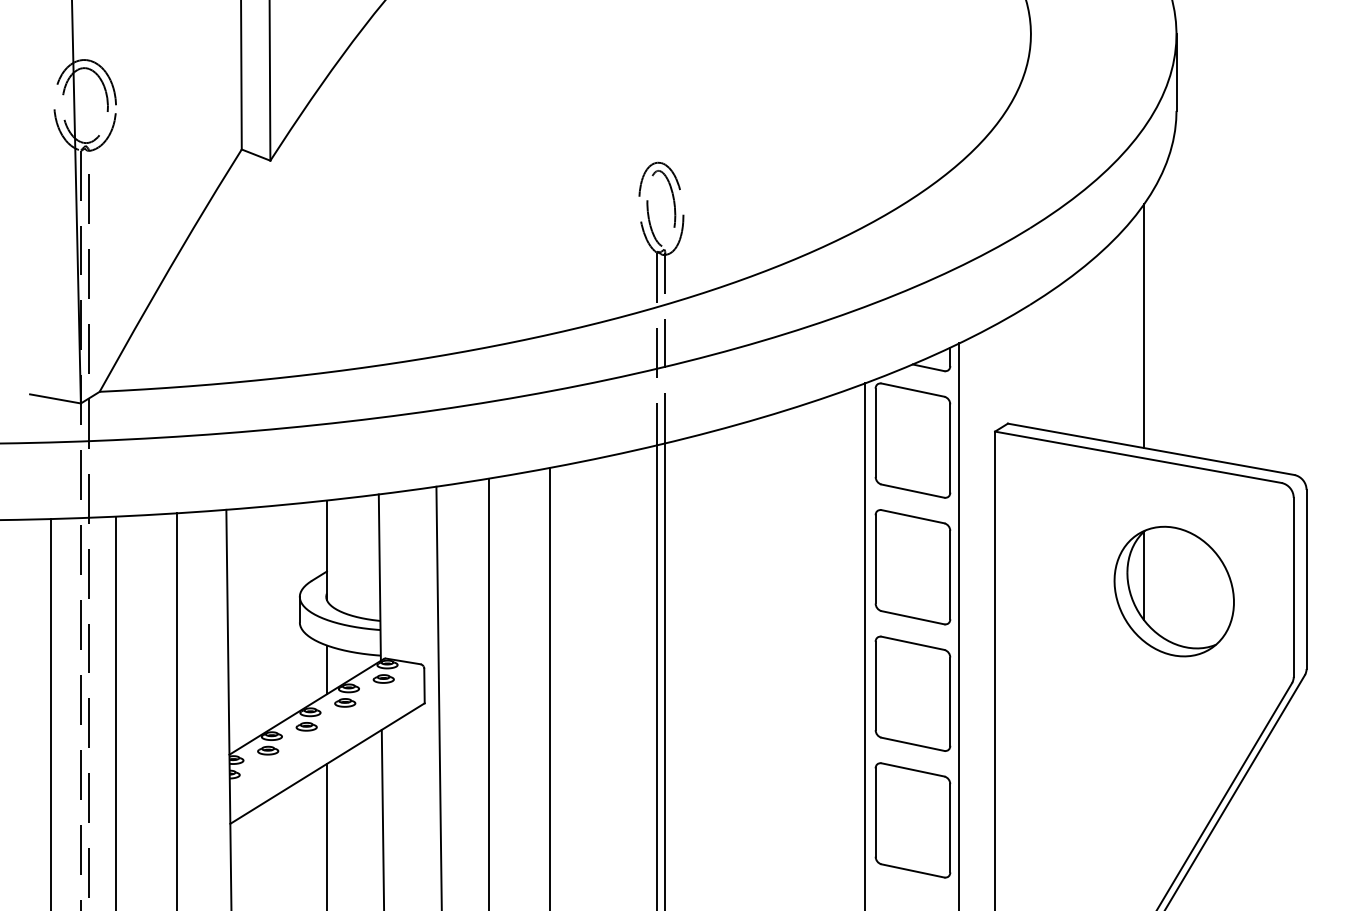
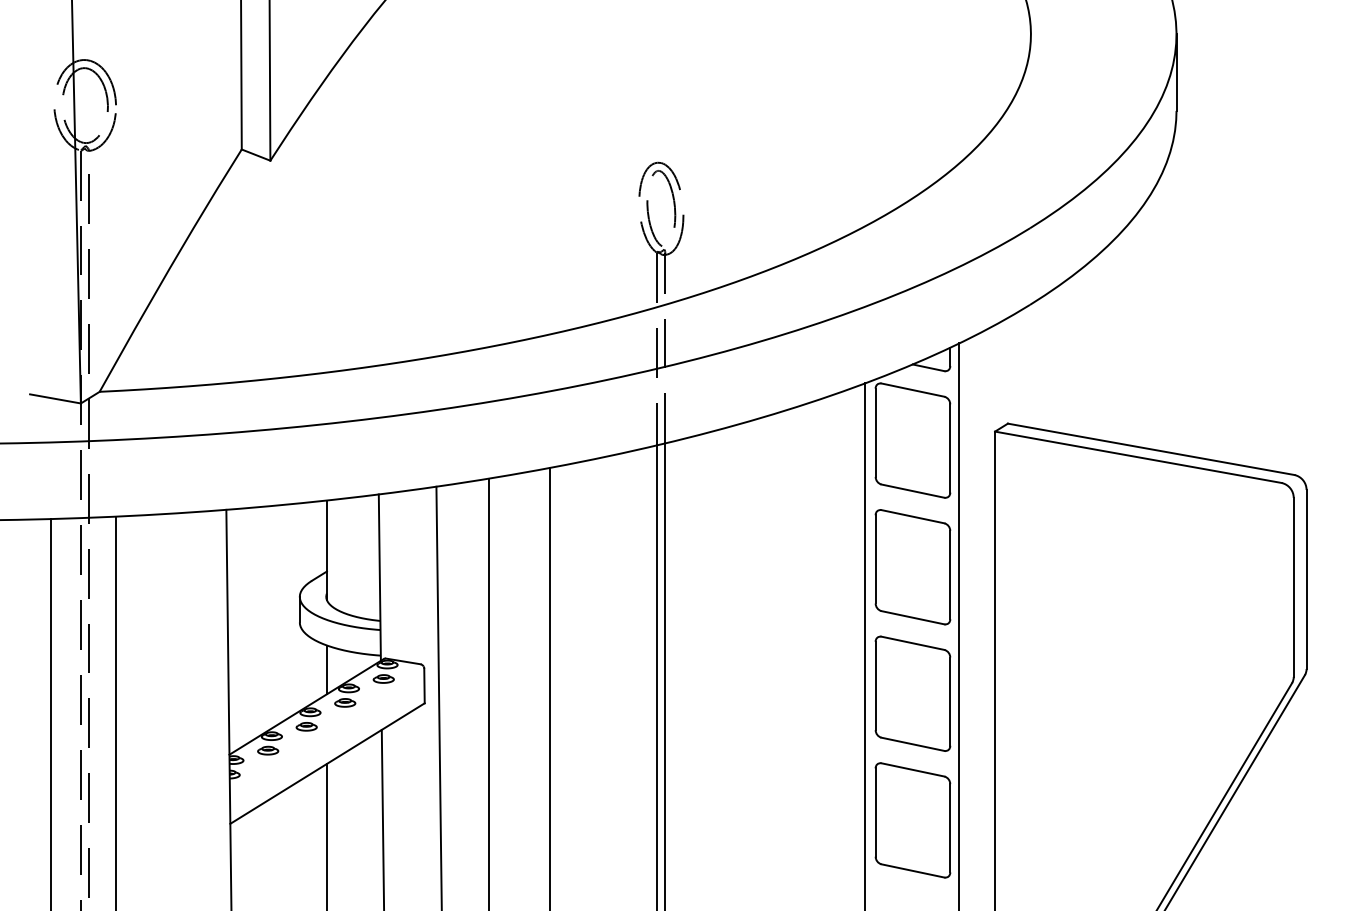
line: present -> none (1144, 326)
part: present -> none (1173, 591)
line: present -> none (177, 710)
